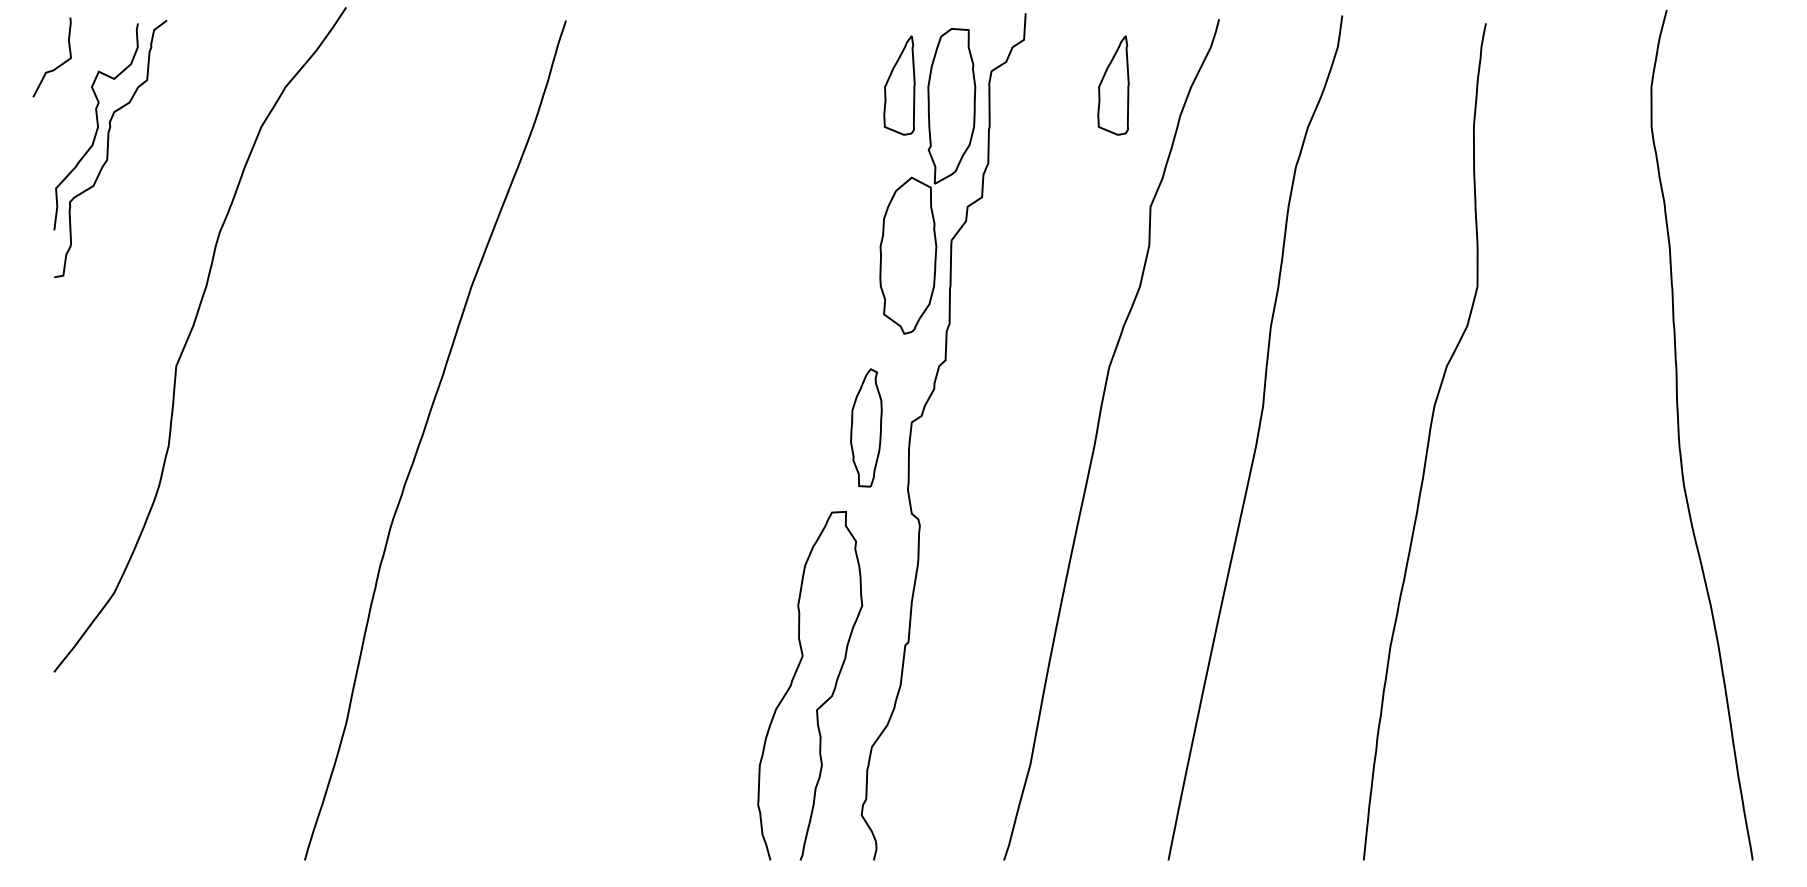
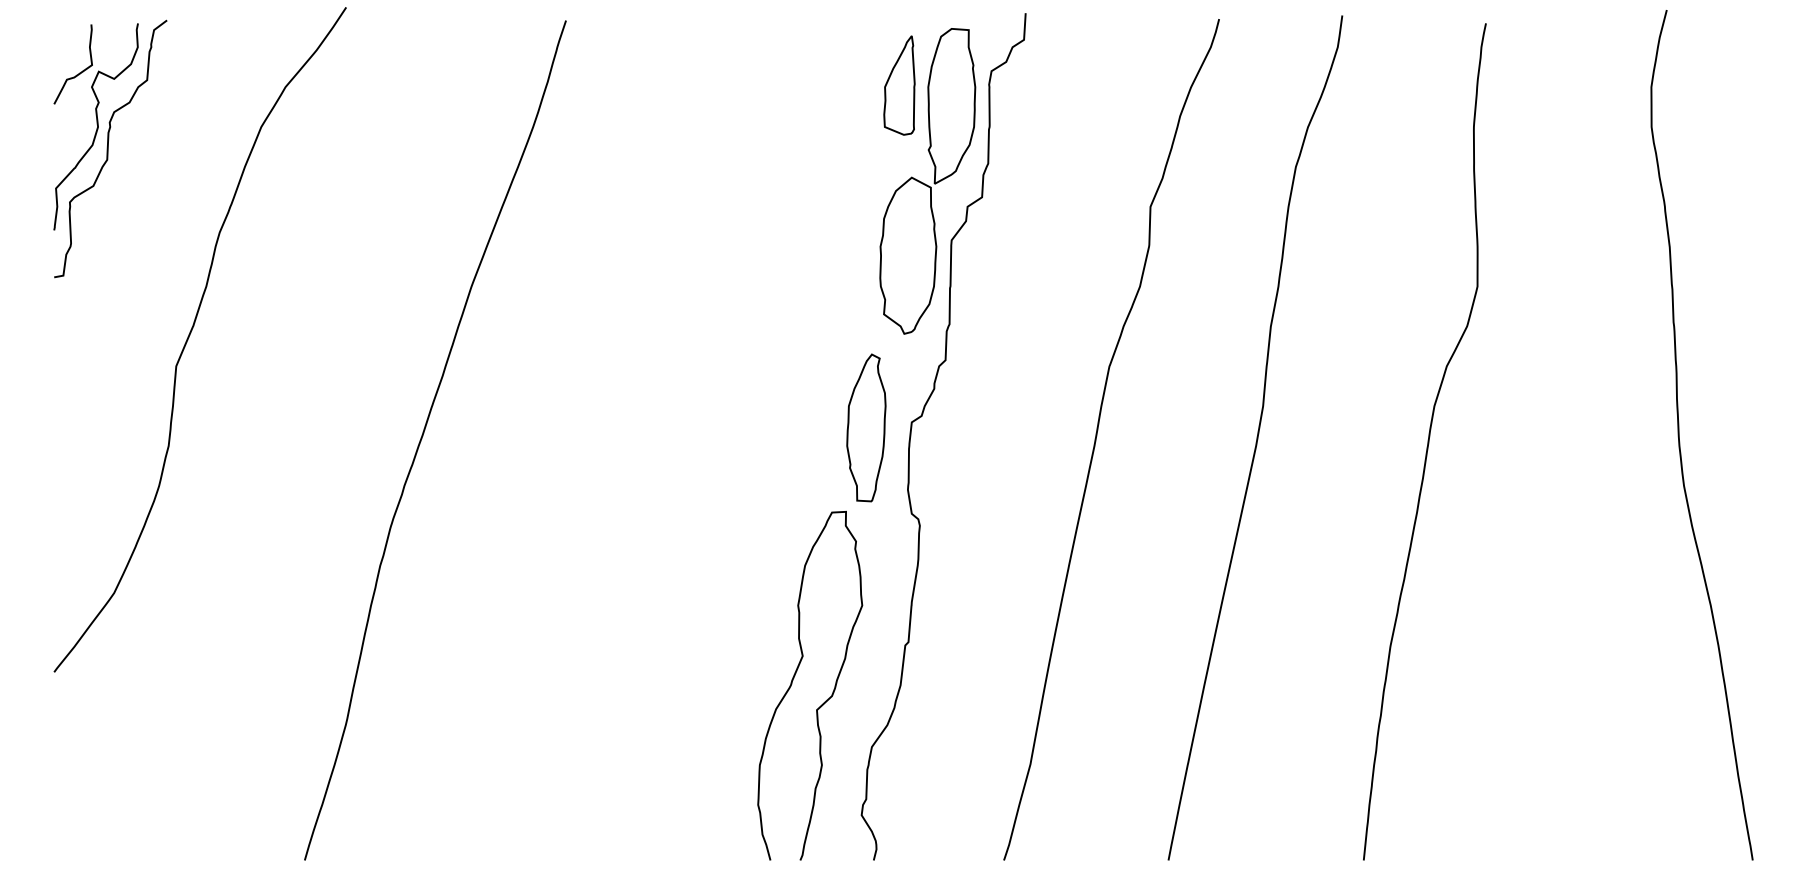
curve position: (58, 65) -> (79, 72) (79, 72)
part: present -> none (1113, 85)
part size: 33x120 px -> 41x150 px (866, 427)
